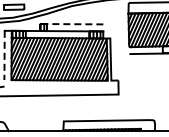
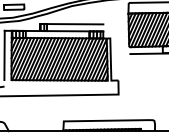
line: dashed -> solid (71, 24)
line: dashed -> solid (4, 55)
